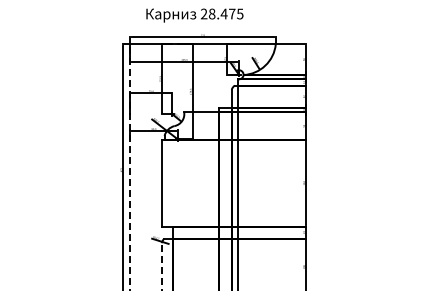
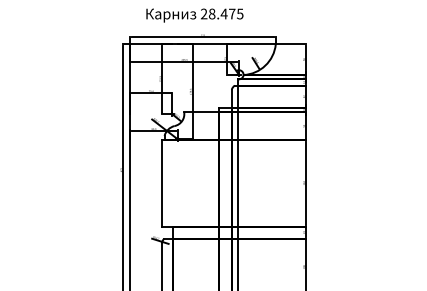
line: dashed -> solid (130, 167)
line: dashed -> solid (161, 267)
